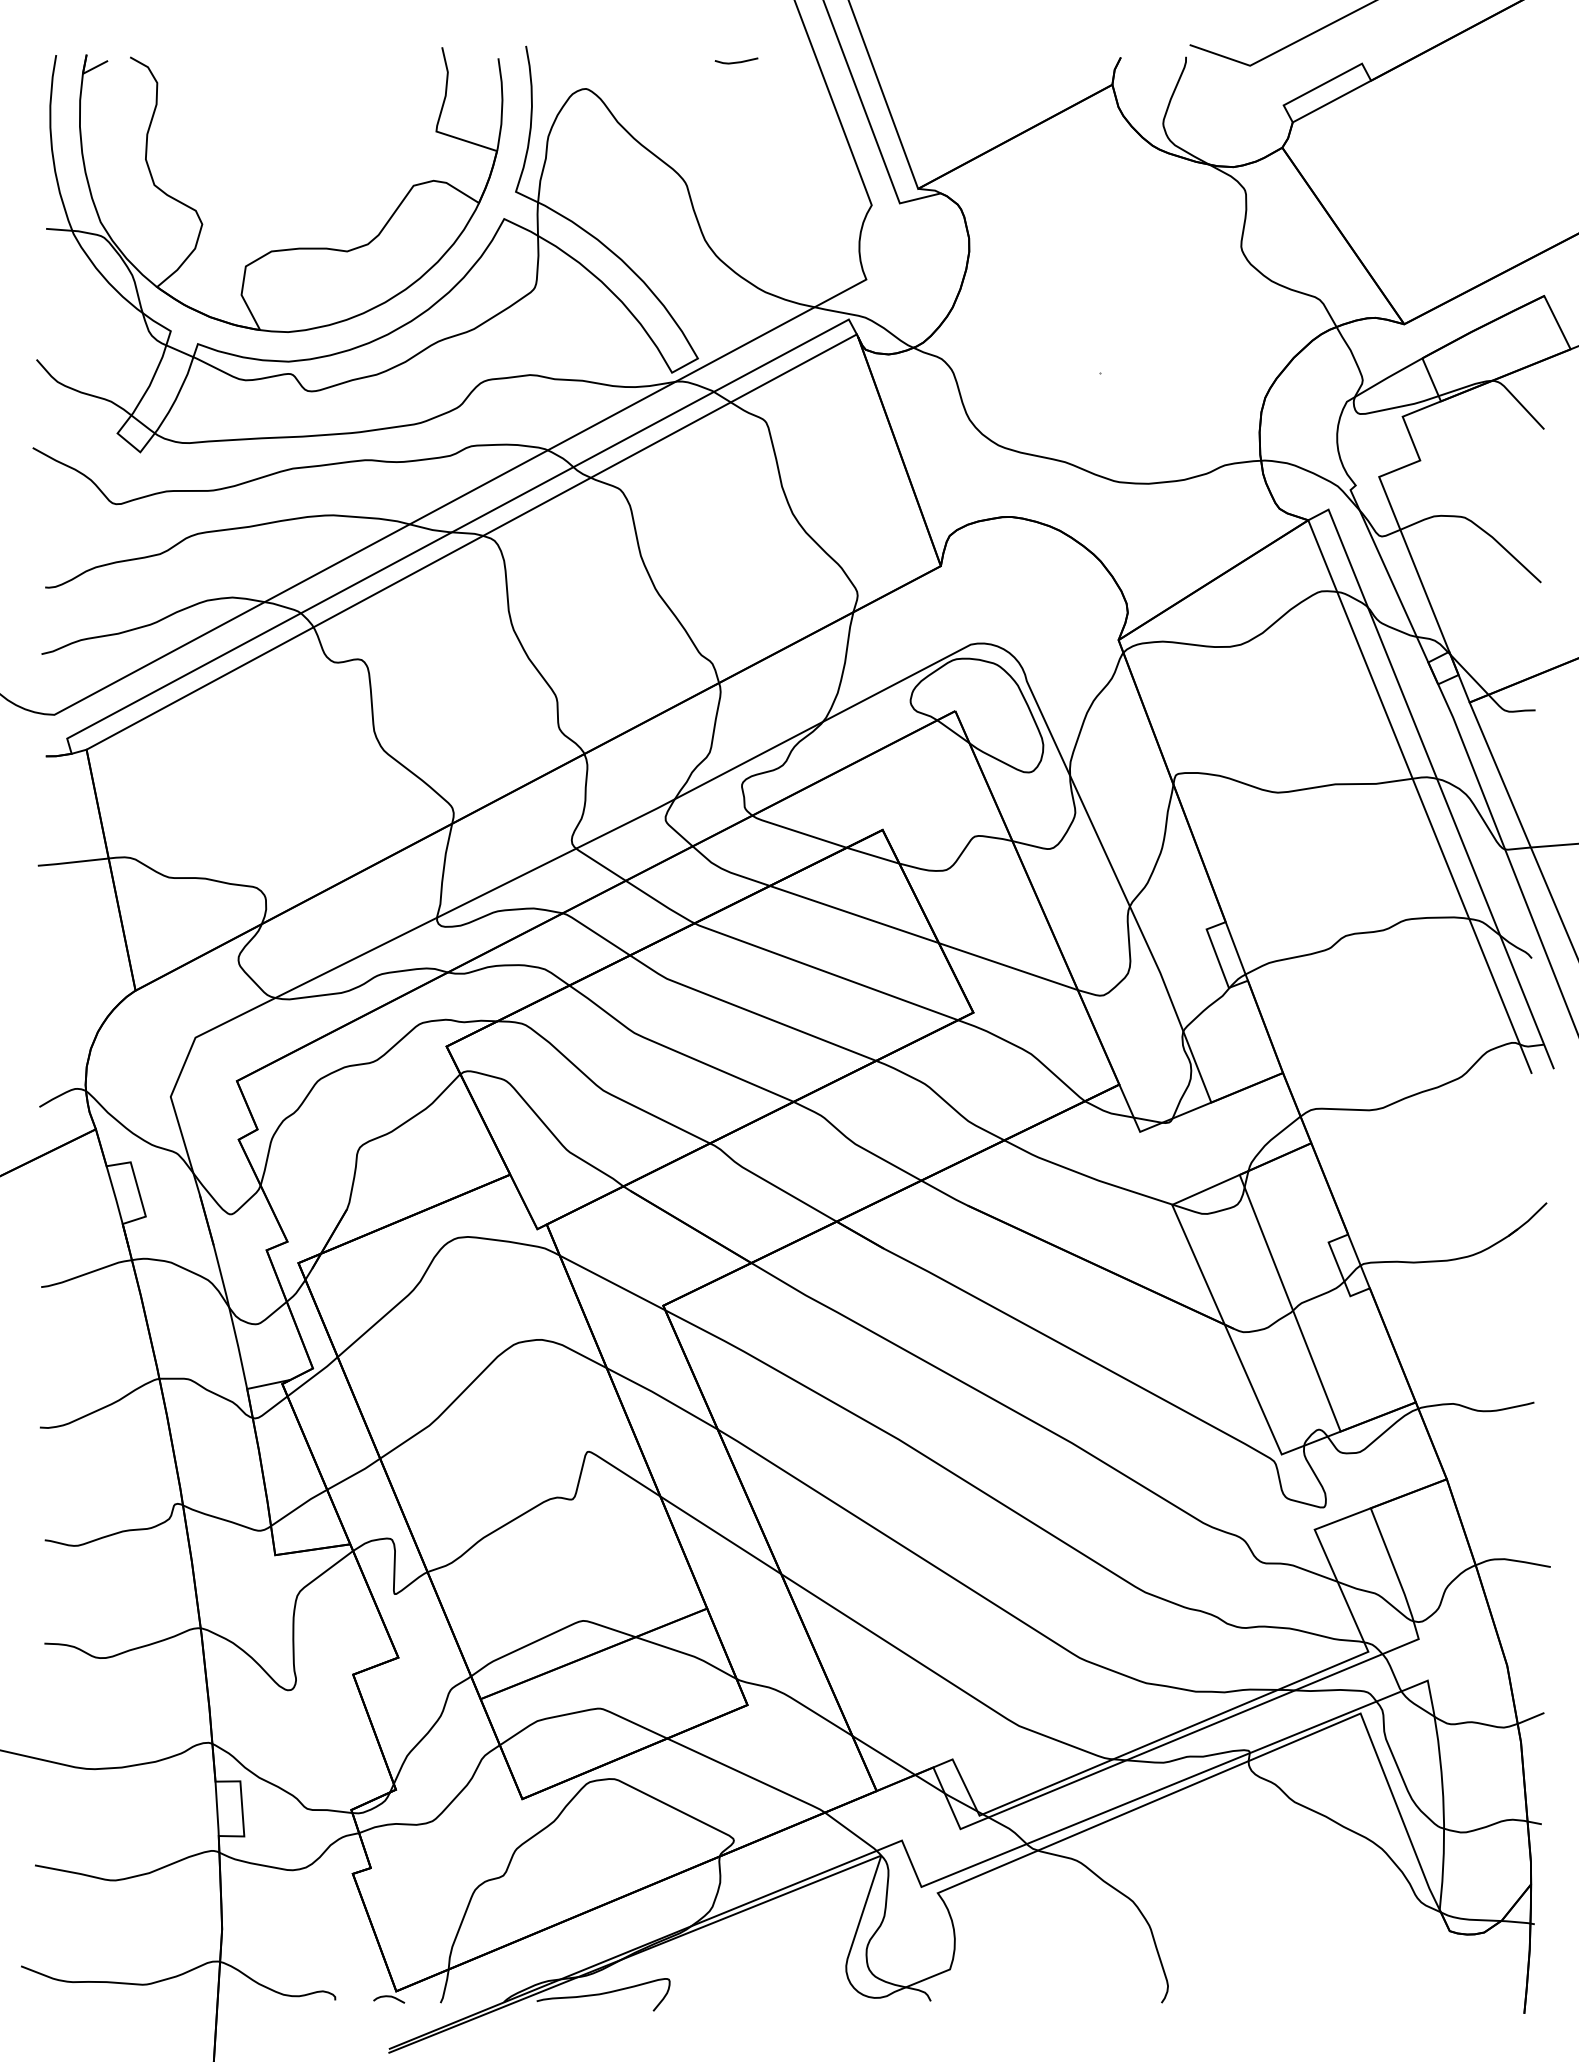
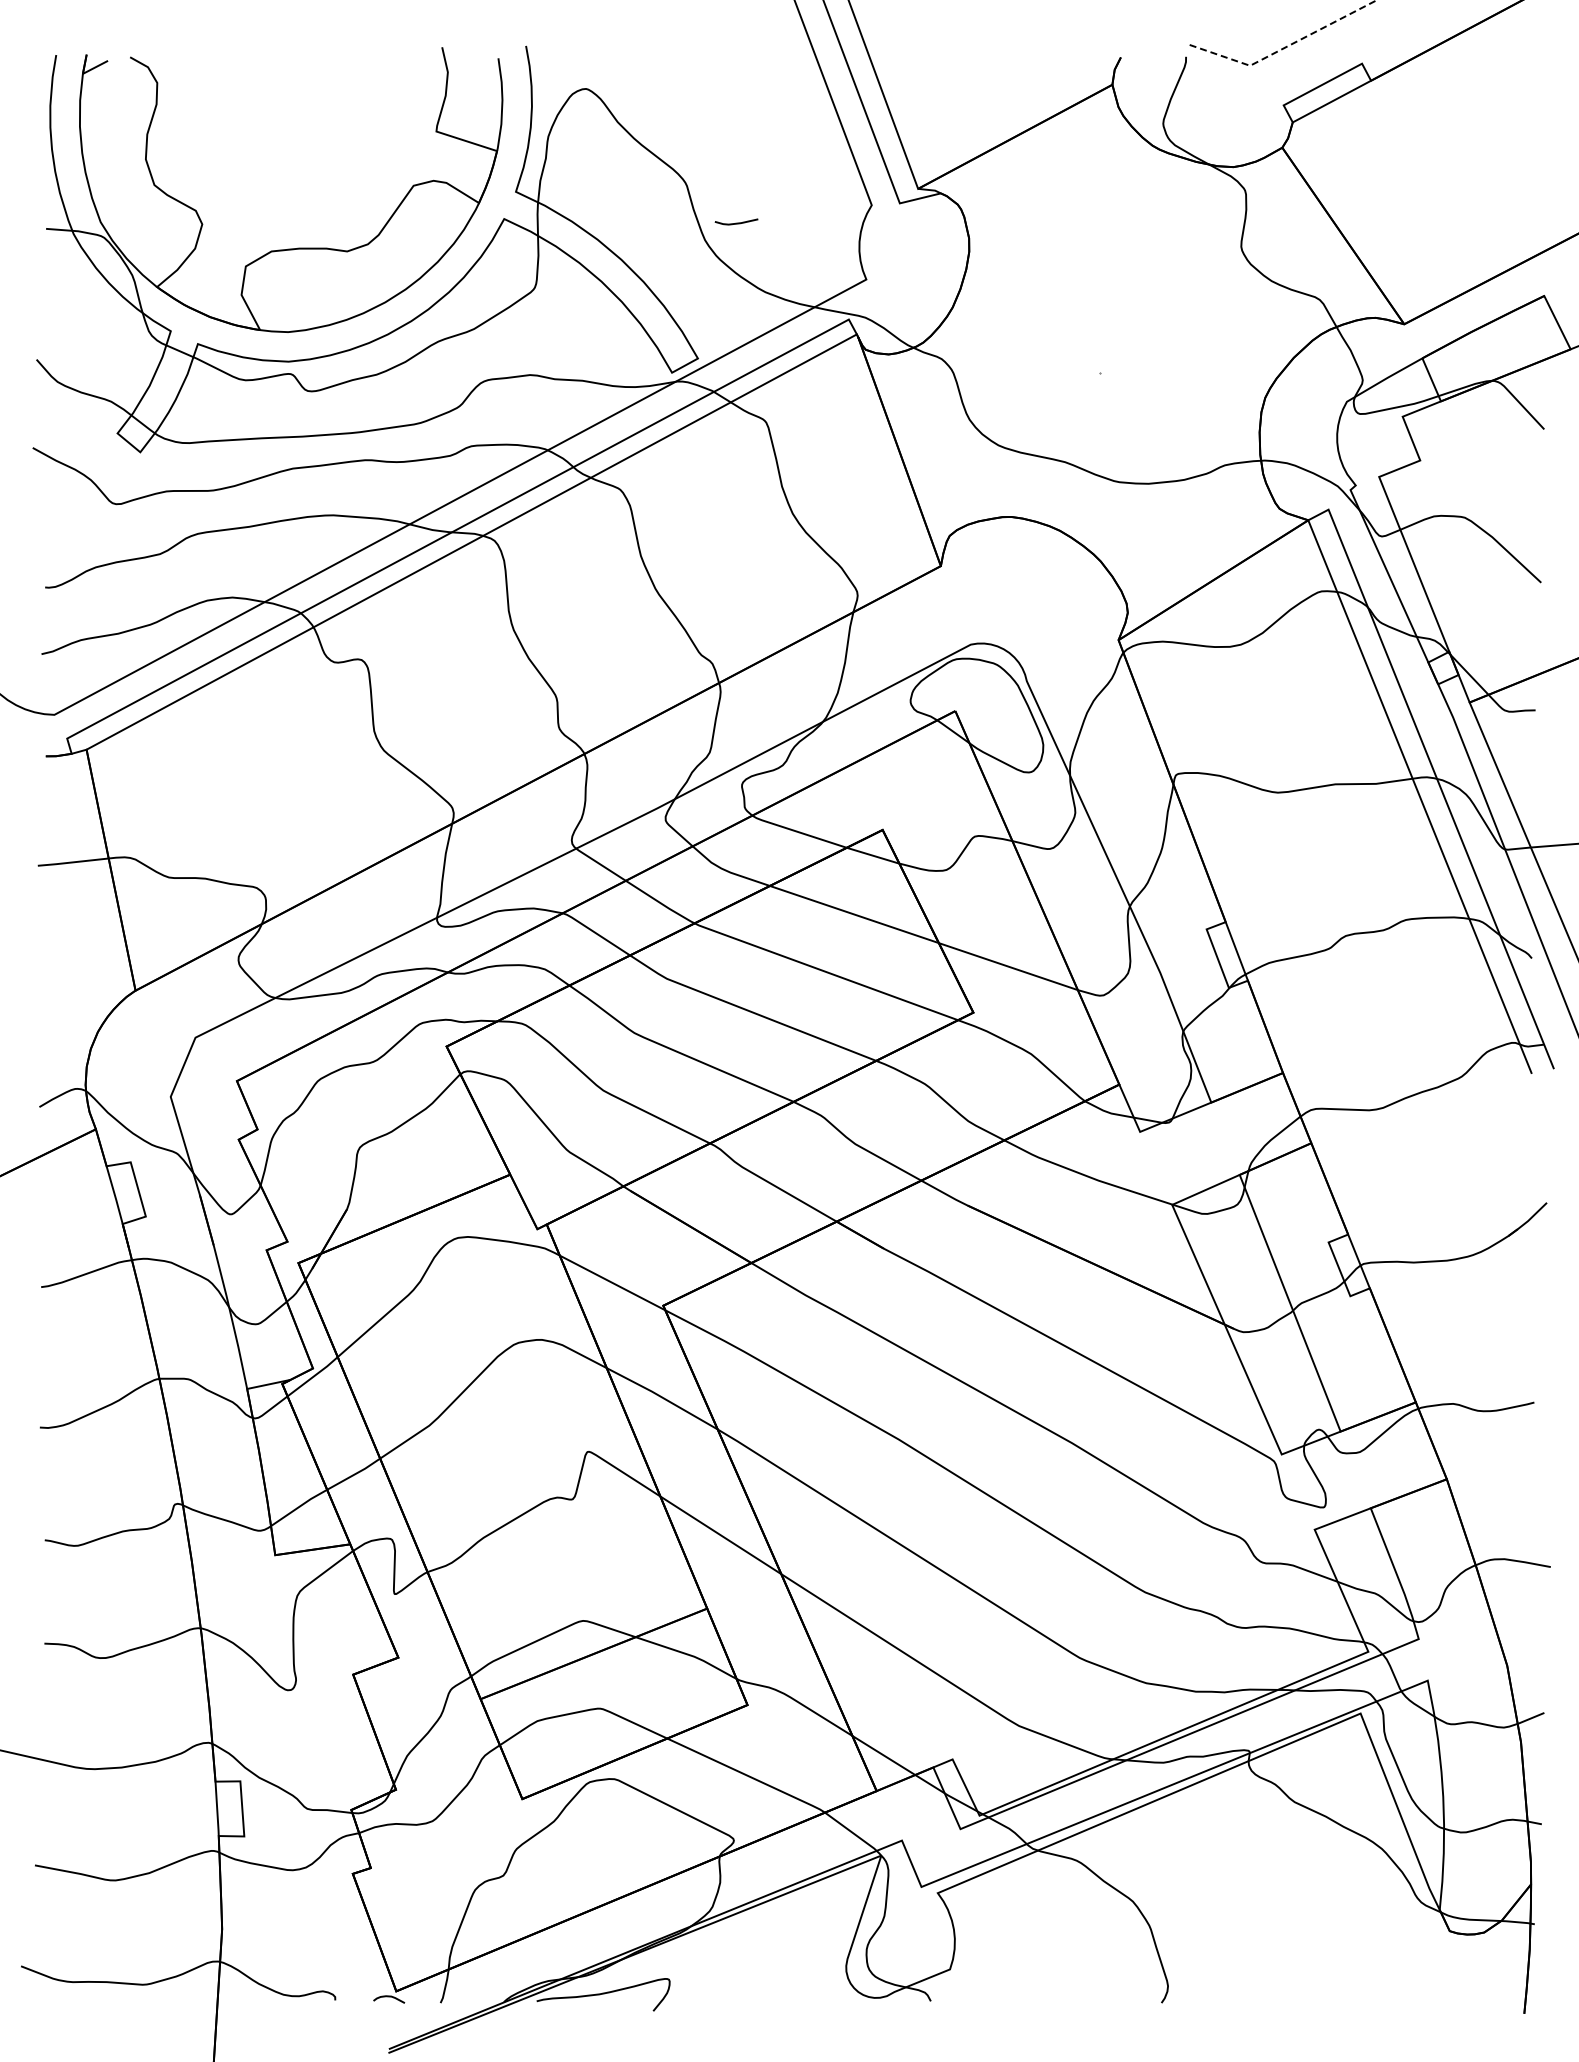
line: solid -> dashed (1284, 47)
line position: (736, 61) -> (736, 222) (736, 222)
